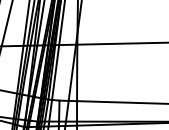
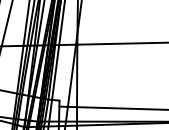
line position: (112, 101) -> (112, 107) (112, 107)
